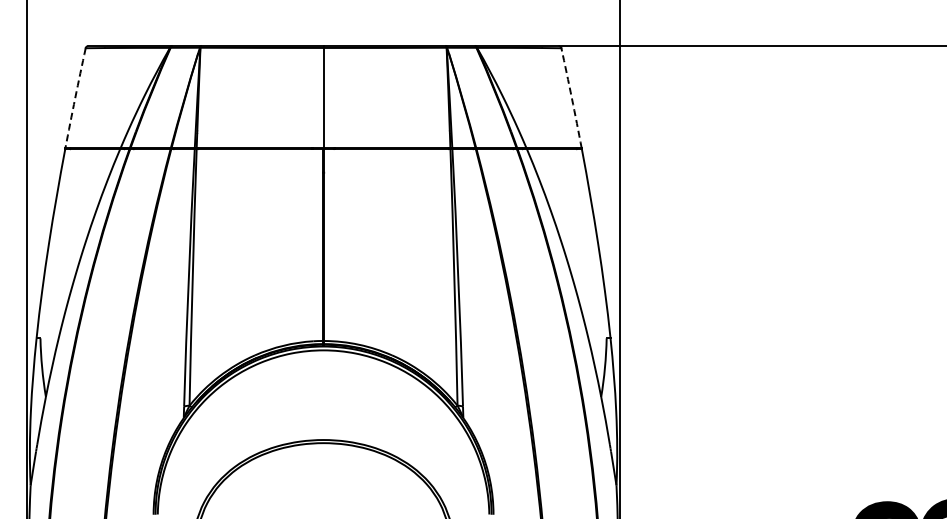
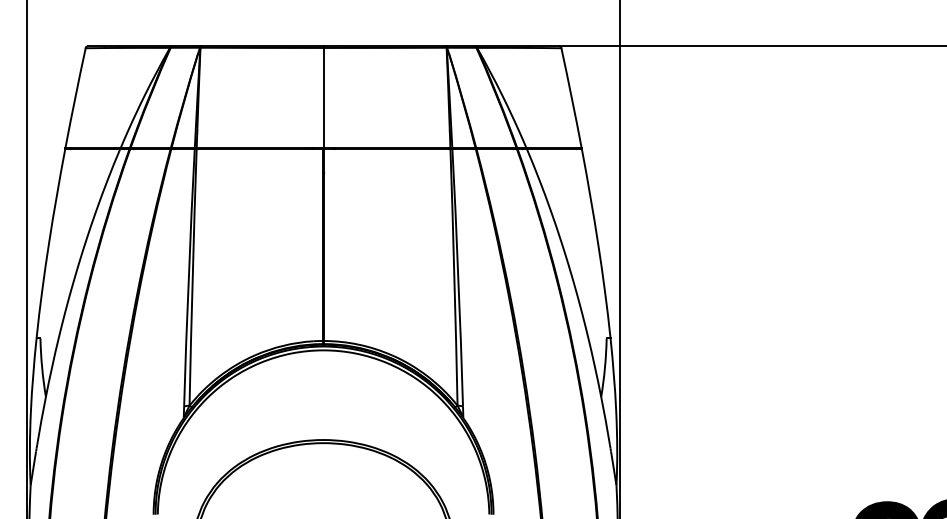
arc: dashed -> solid (75, 98)
arc: dashed -> solid (571, 98)
